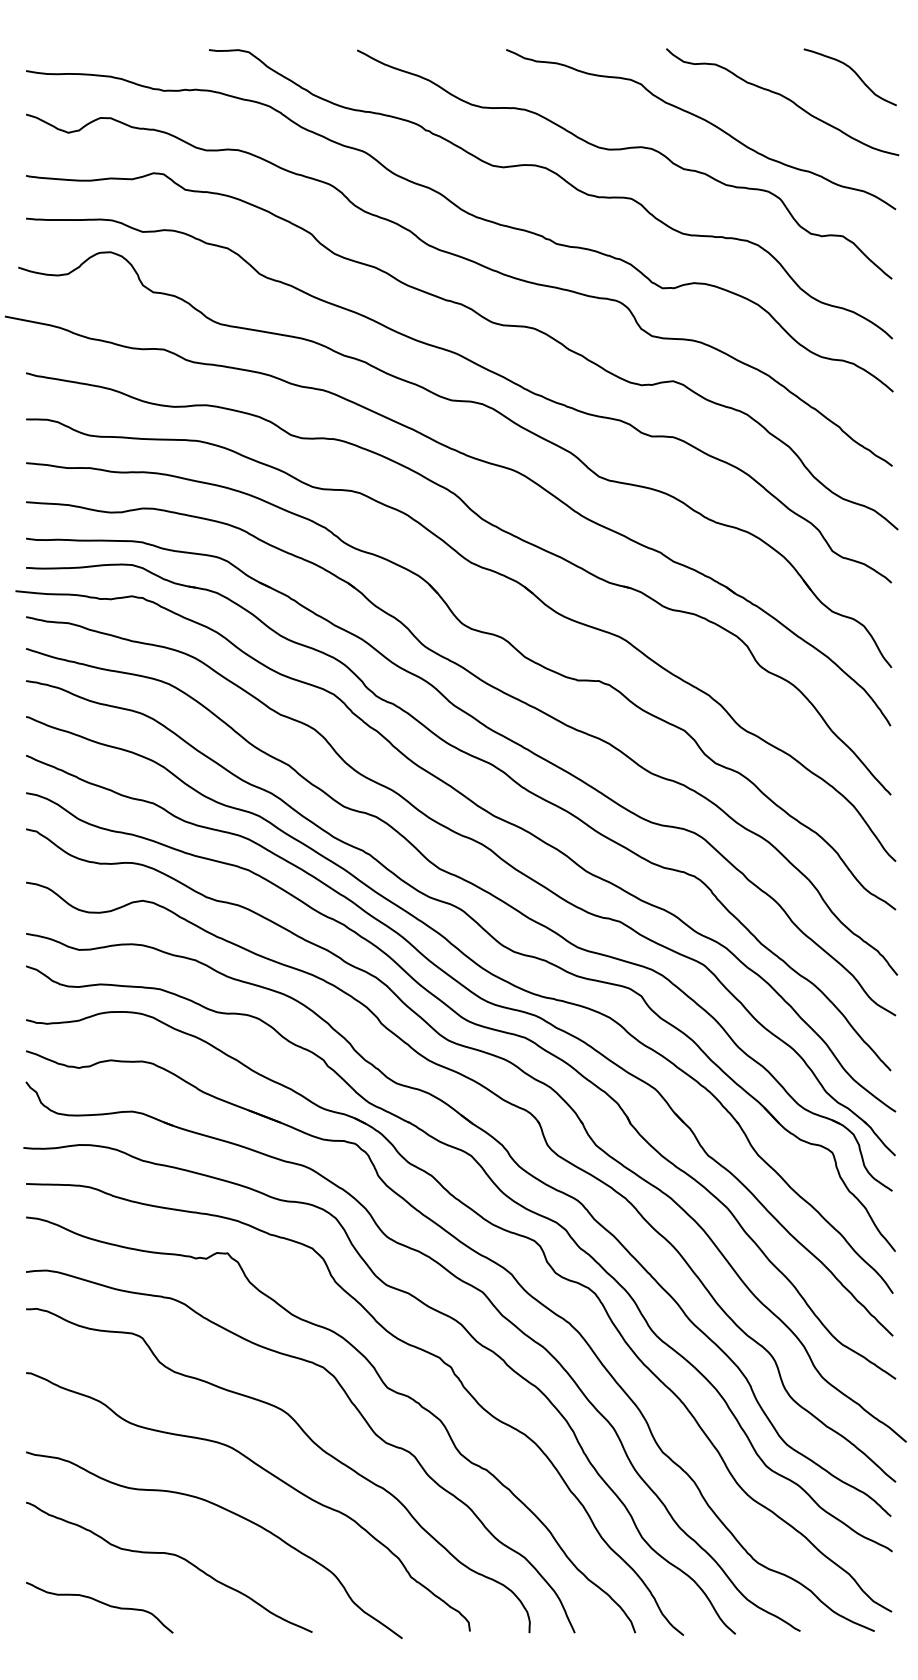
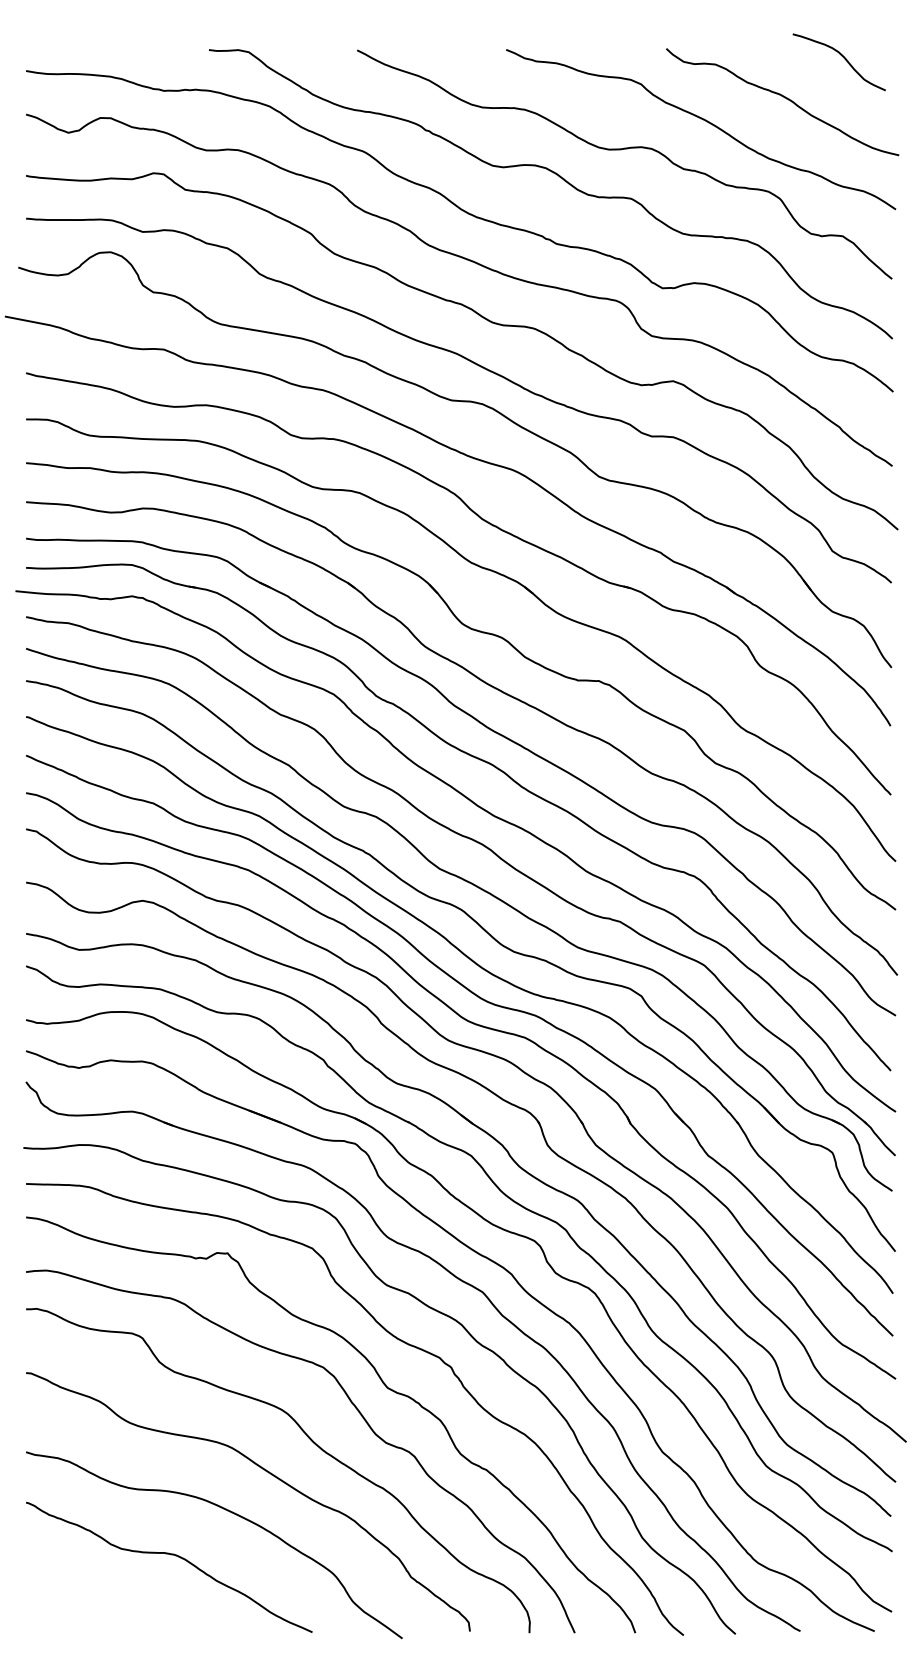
curve position: (853, 72) -> (842, 57) (842, 57)
curve: present -> none (100, 1603)
